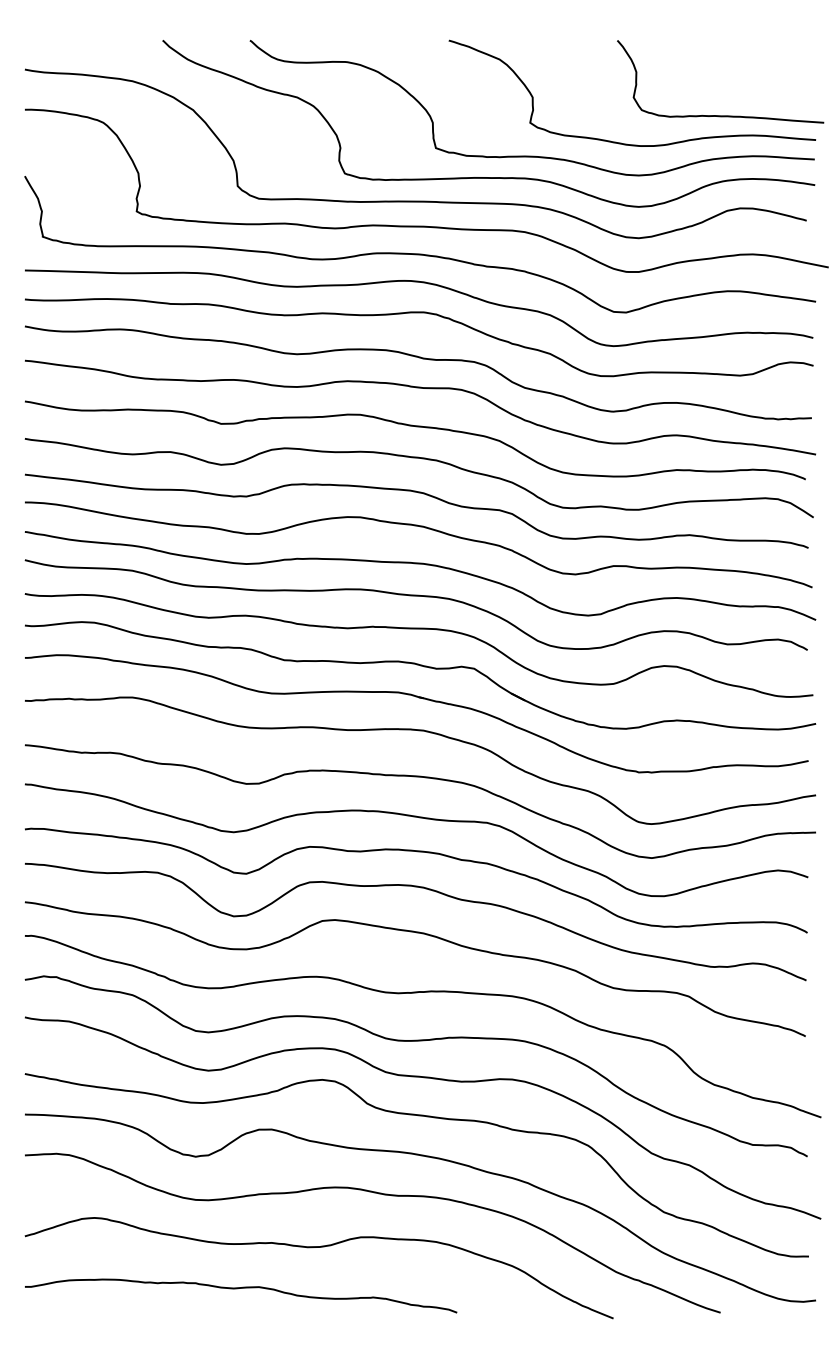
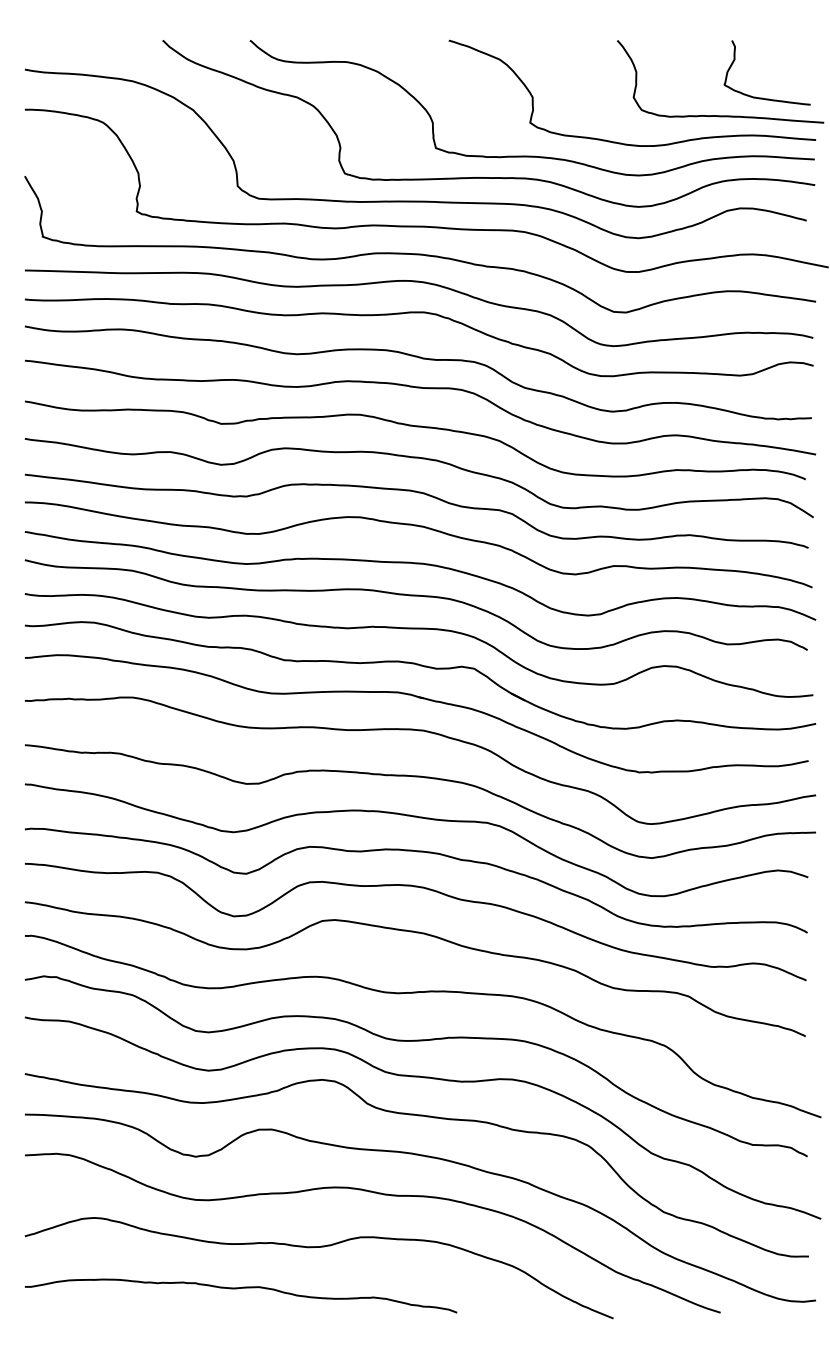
curve: none -> present (762, 97)
